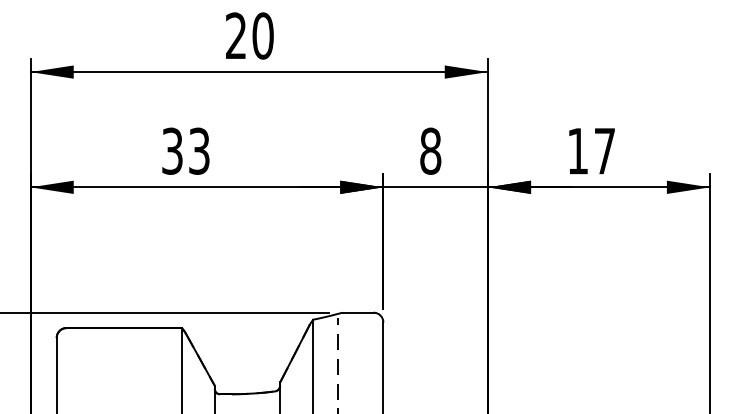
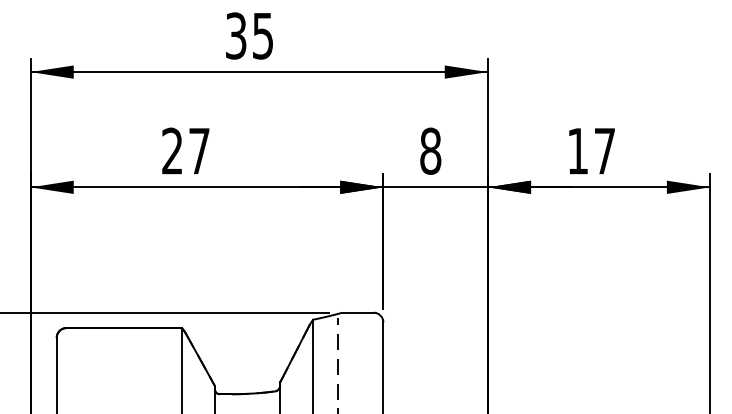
text: 20 -> 35 (249, 35)
text: 33 -> 27 (185, 150)
